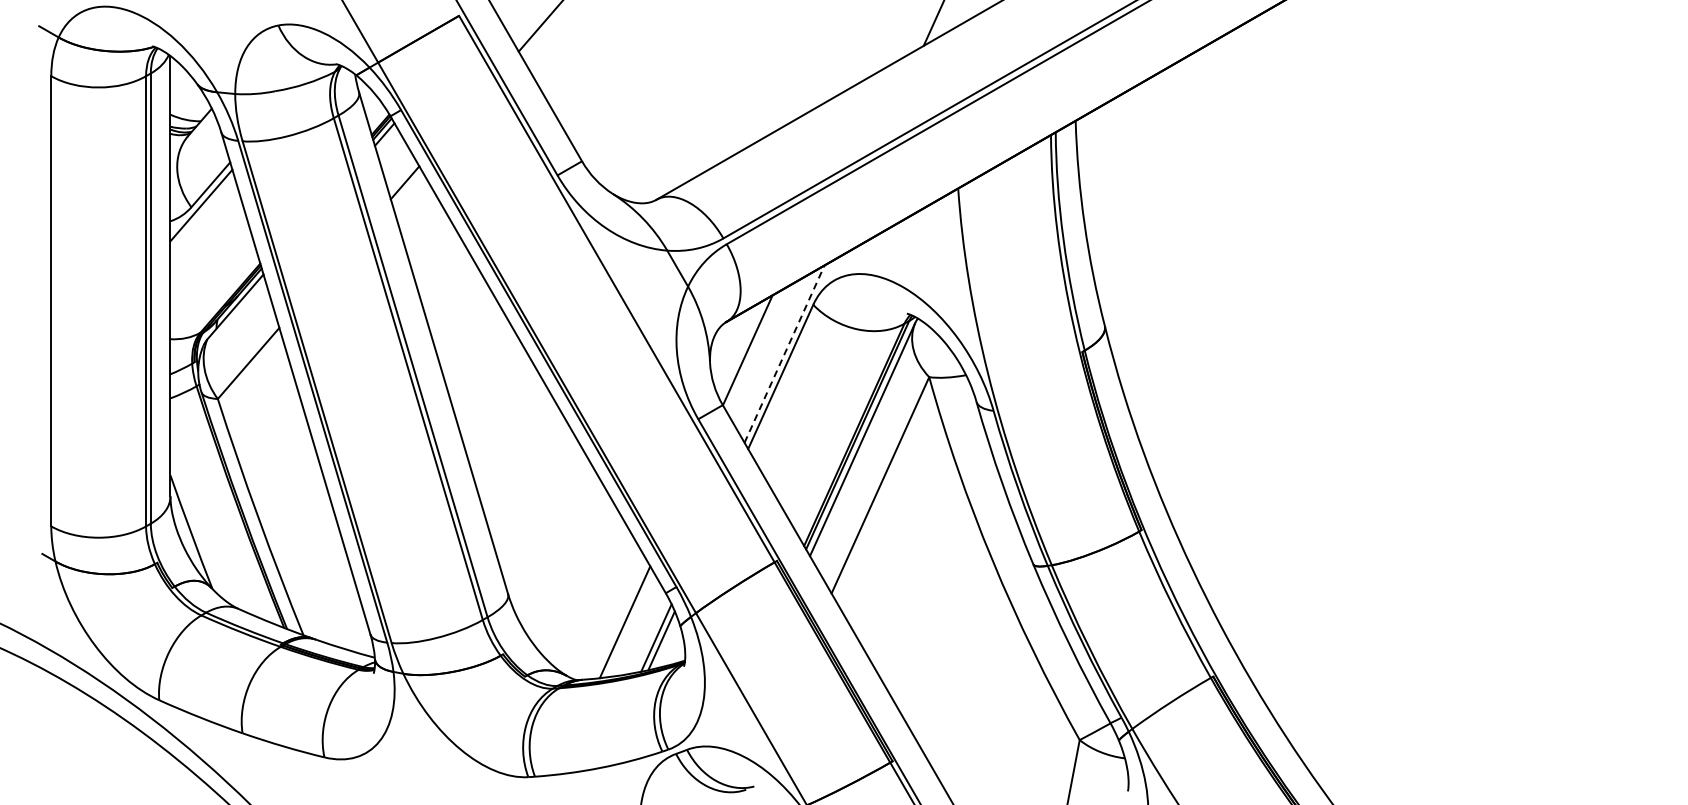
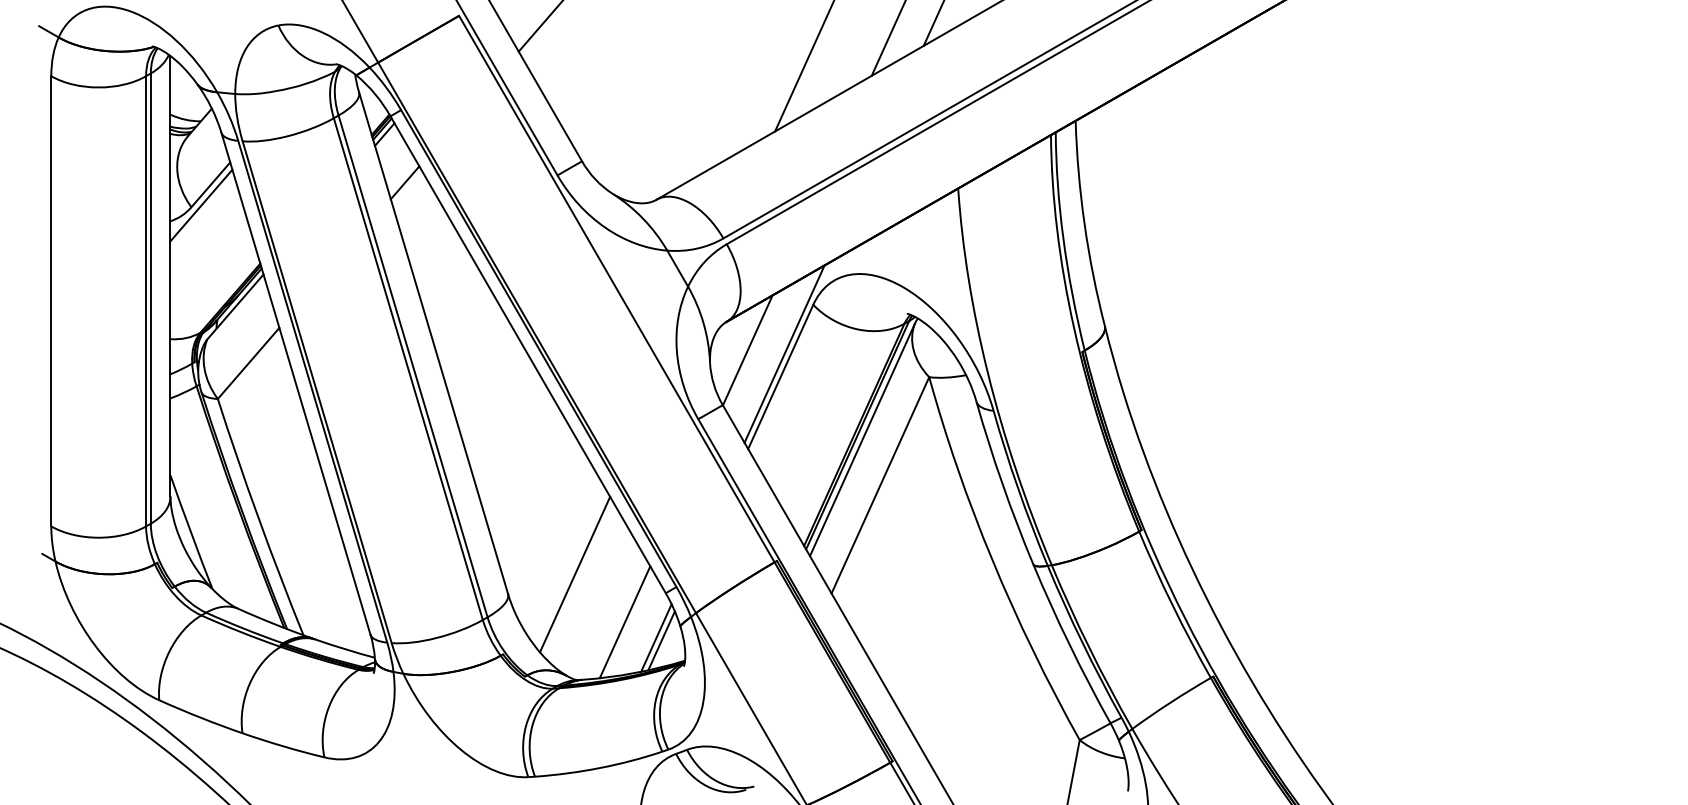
line: none -> present (887, 38)
line: none -> present (804, 66)
line: dashed -> solid (784, 353)
line: none -> present (574, 574)
